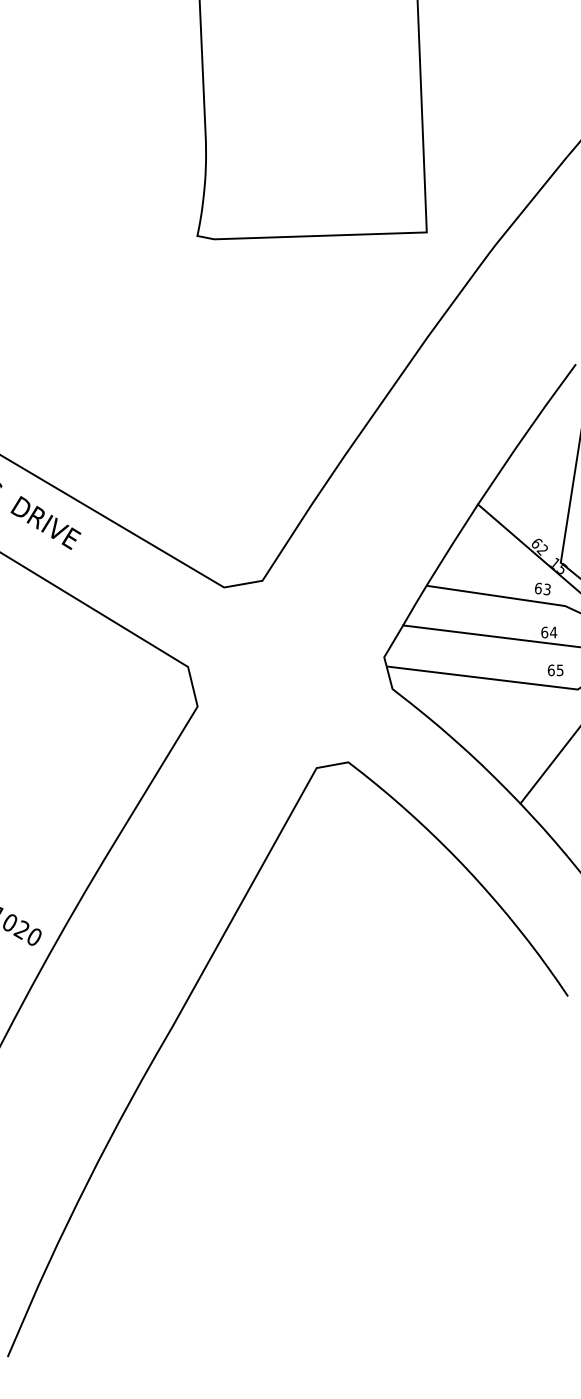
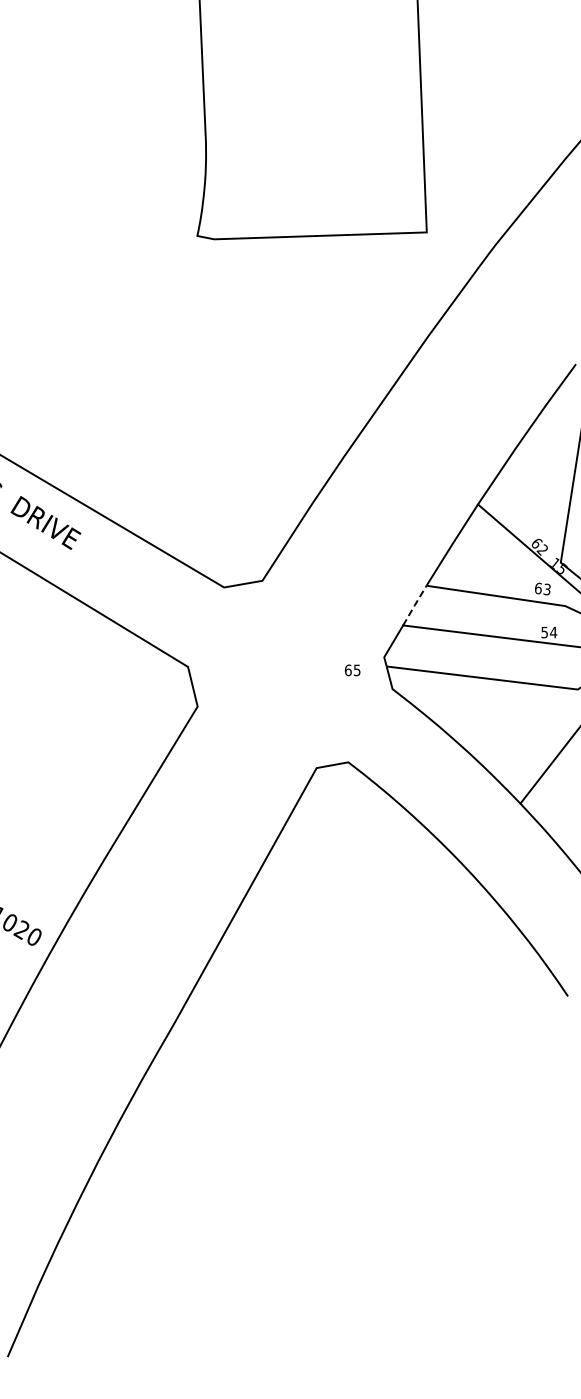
line: solid -> dashed (414, 605)
text: 64 -> 54 (544, 632)
text position: (555, 670) -> (352, 670) (352, 670)
